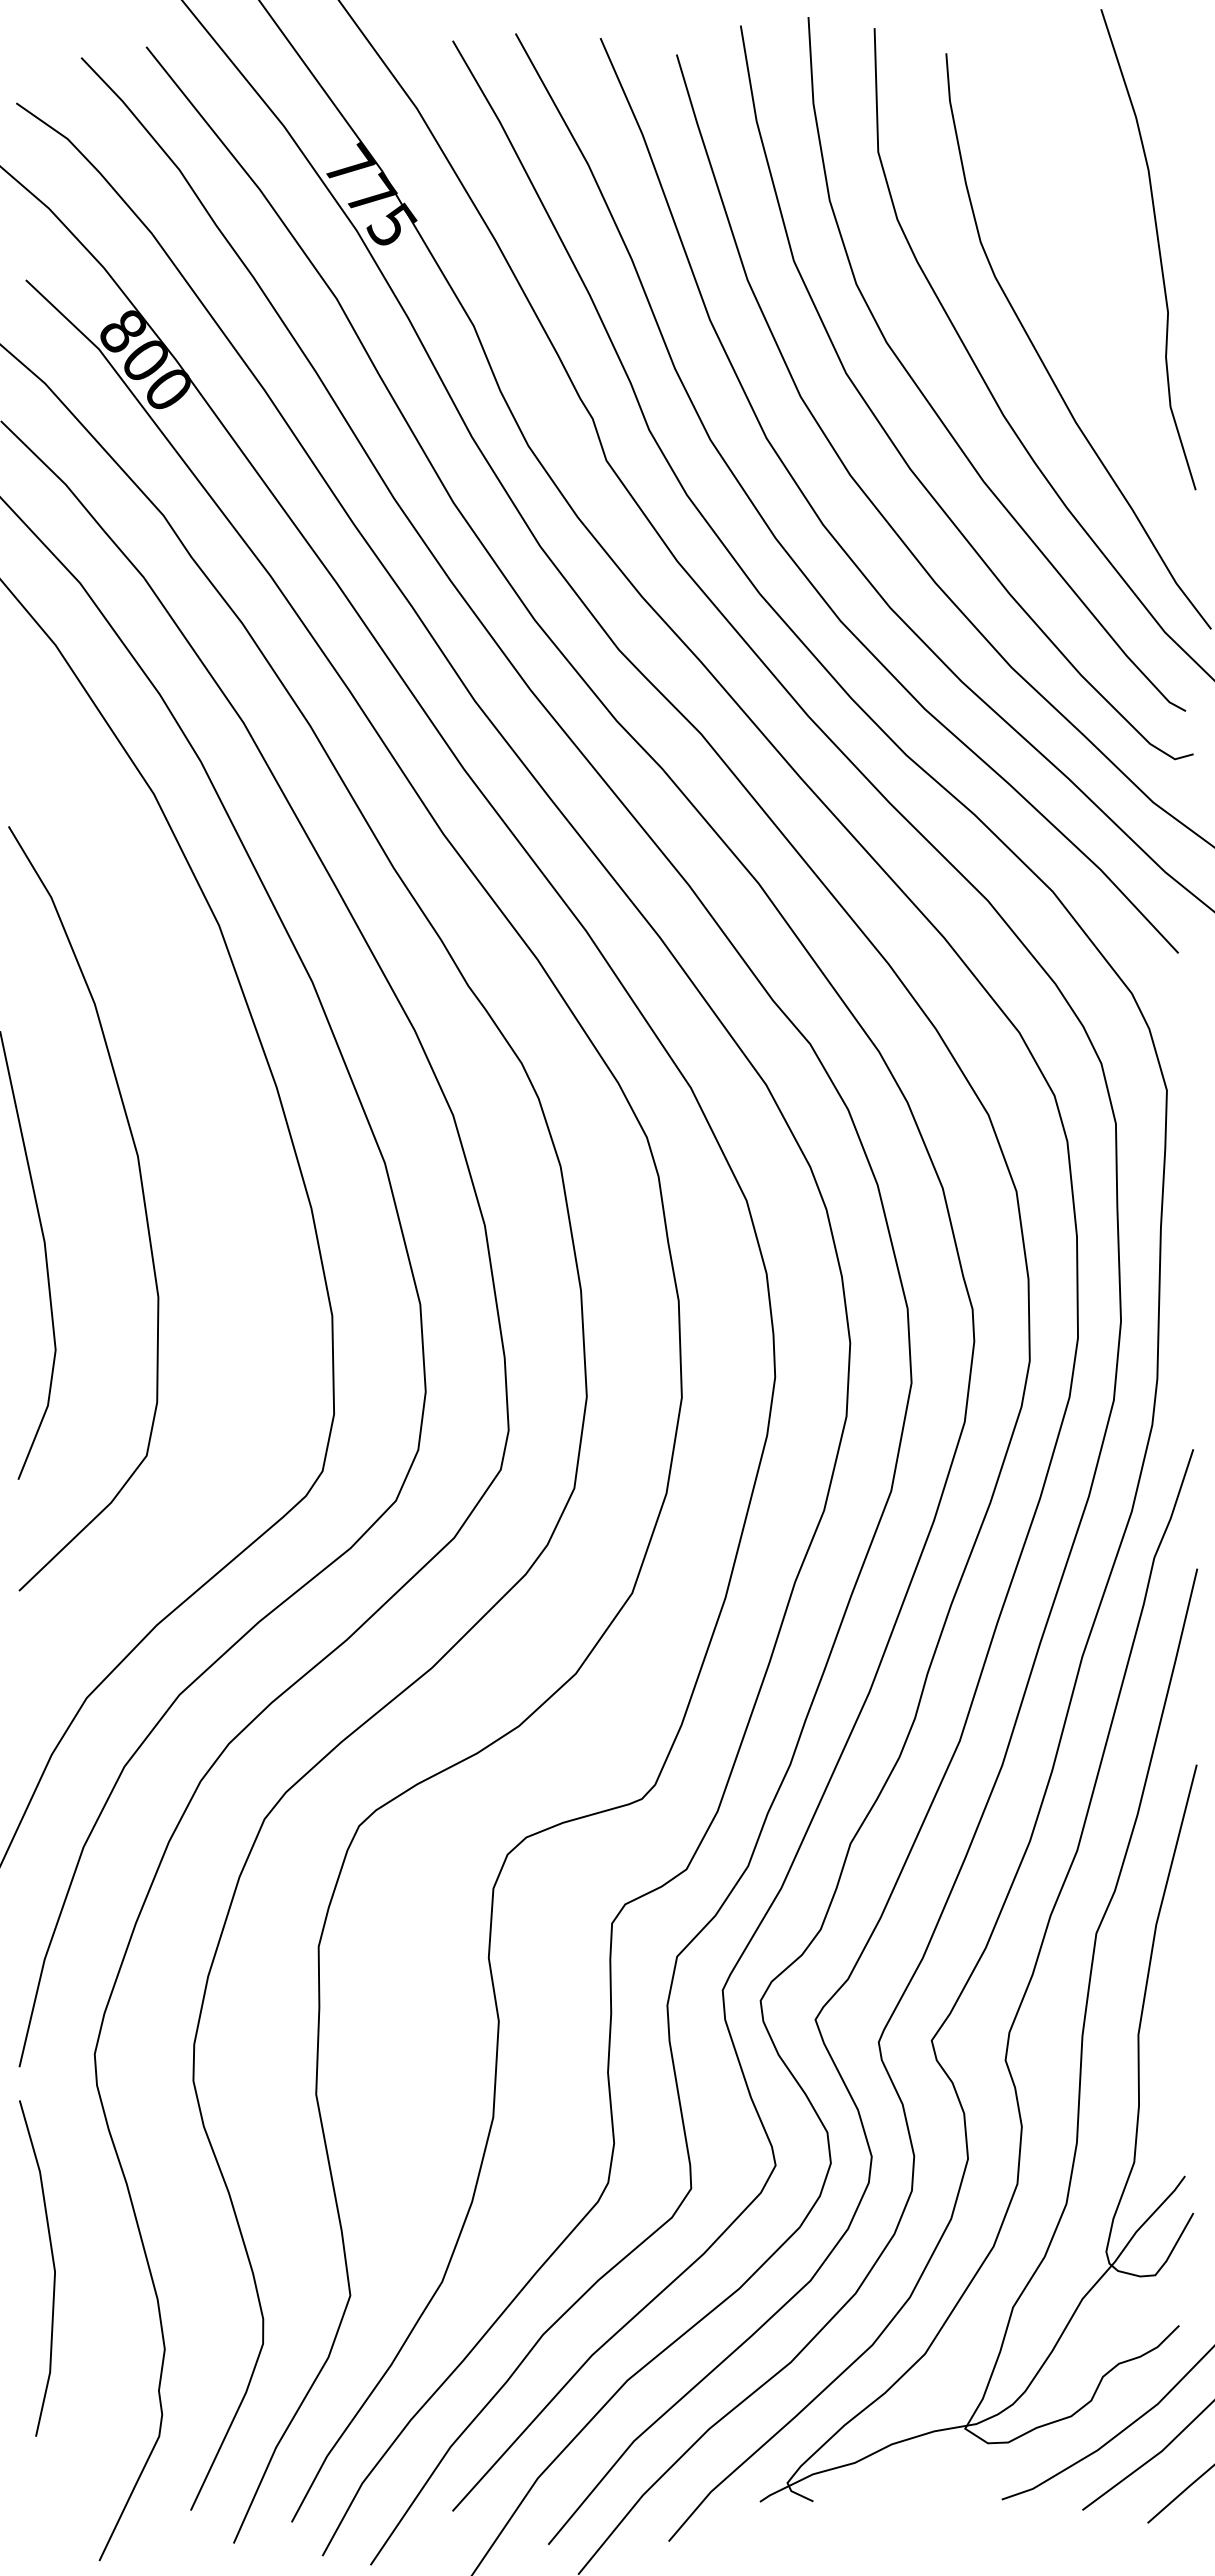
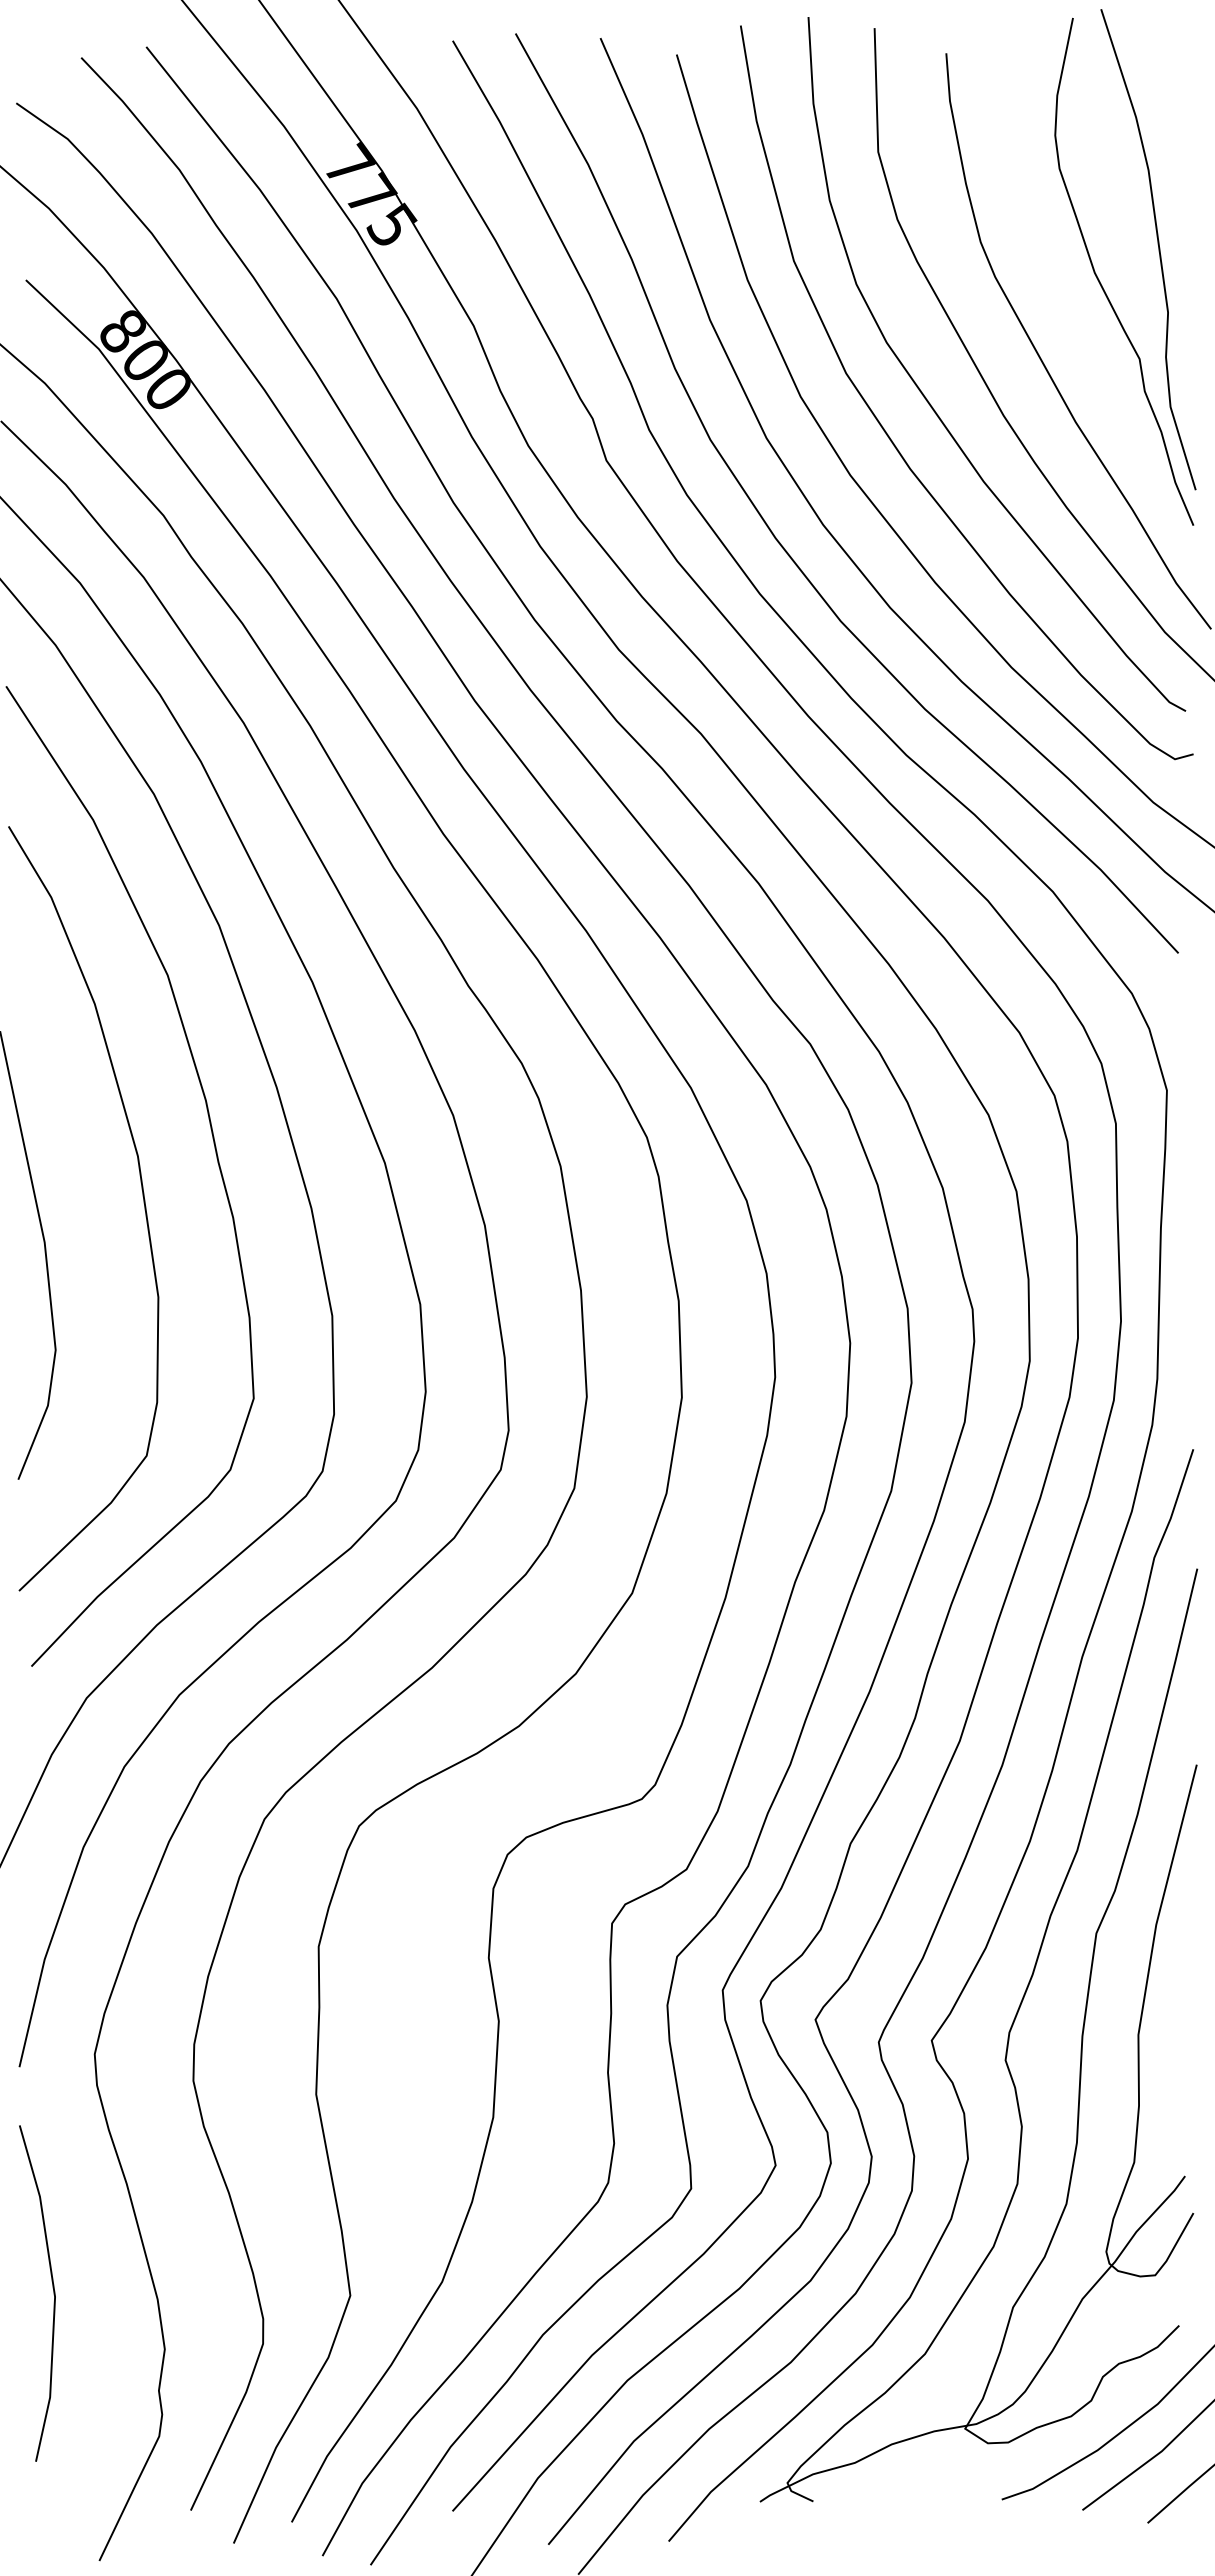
curve: none -> present (1101, 283)
curve: none -> present (216, 1158)
line position: (52, 2263) -> (52, 2288) (52, 2288)
